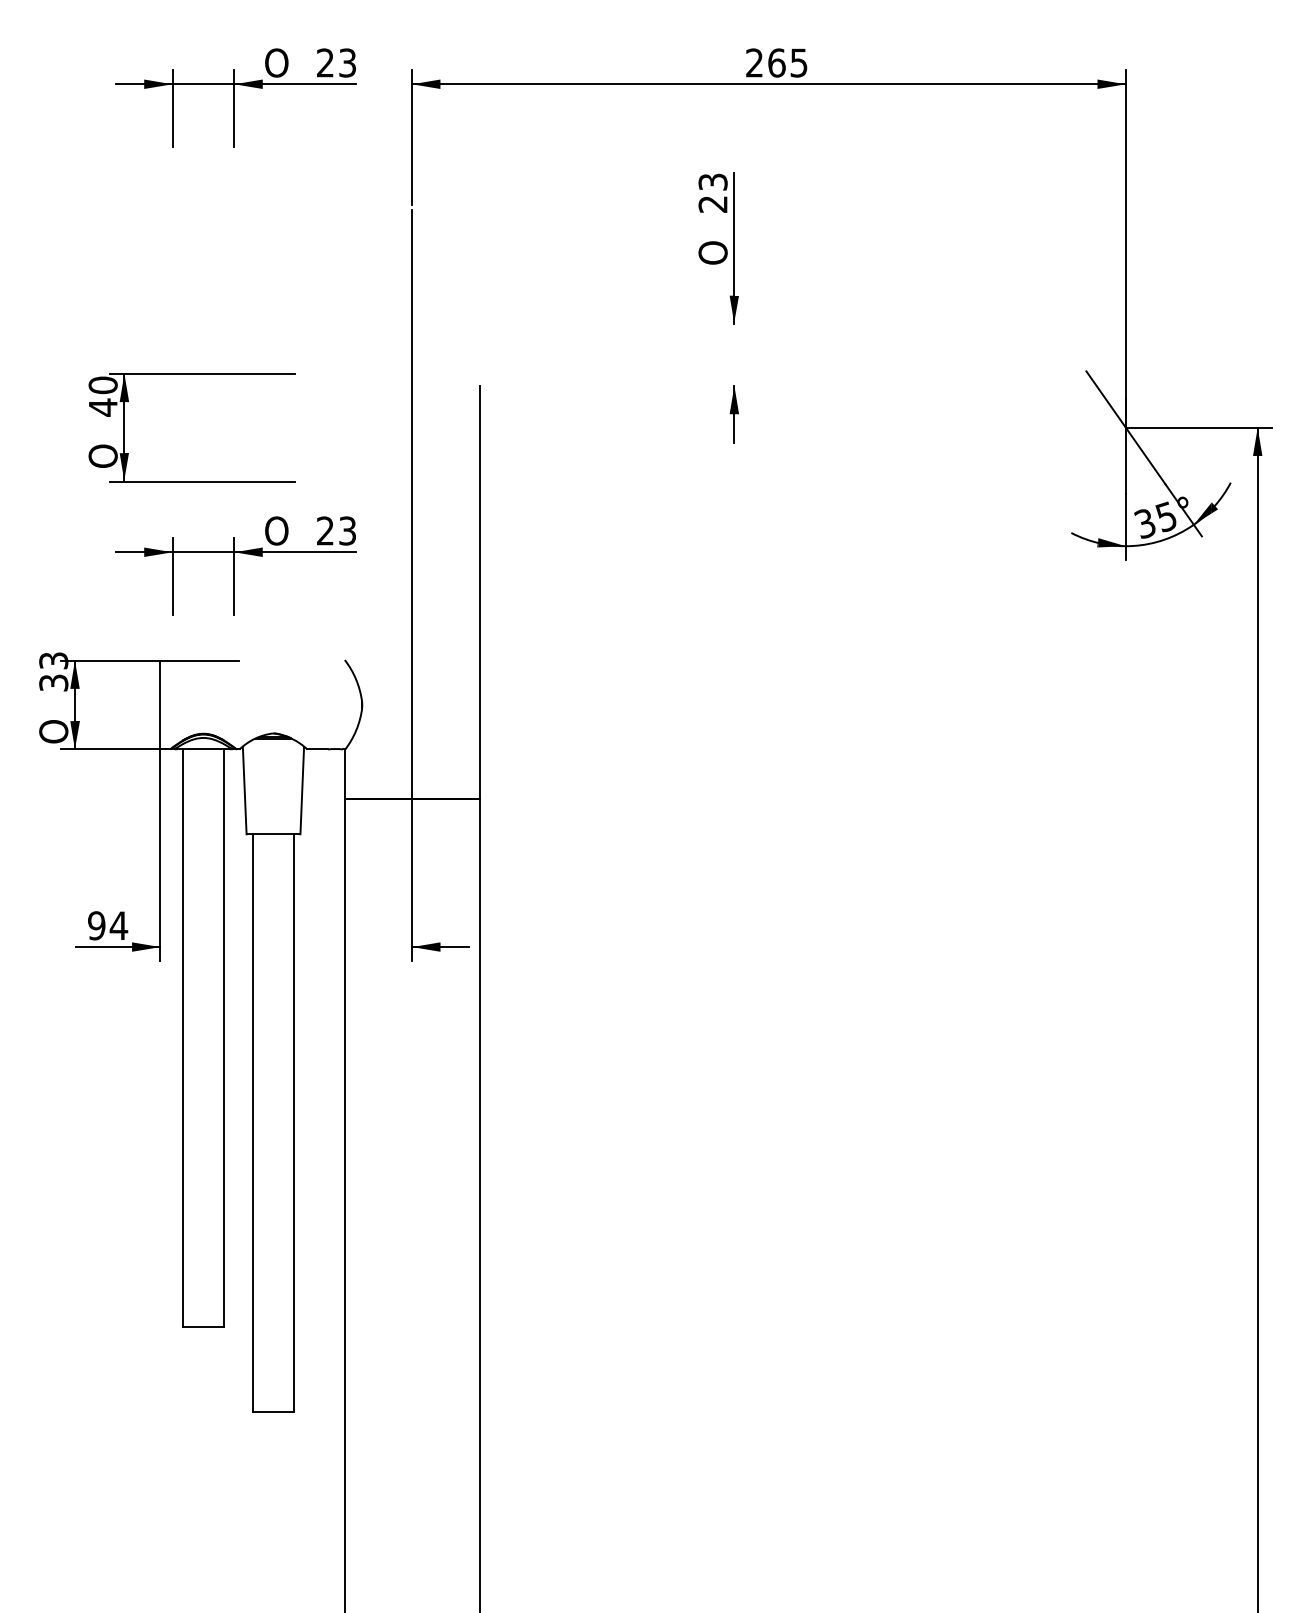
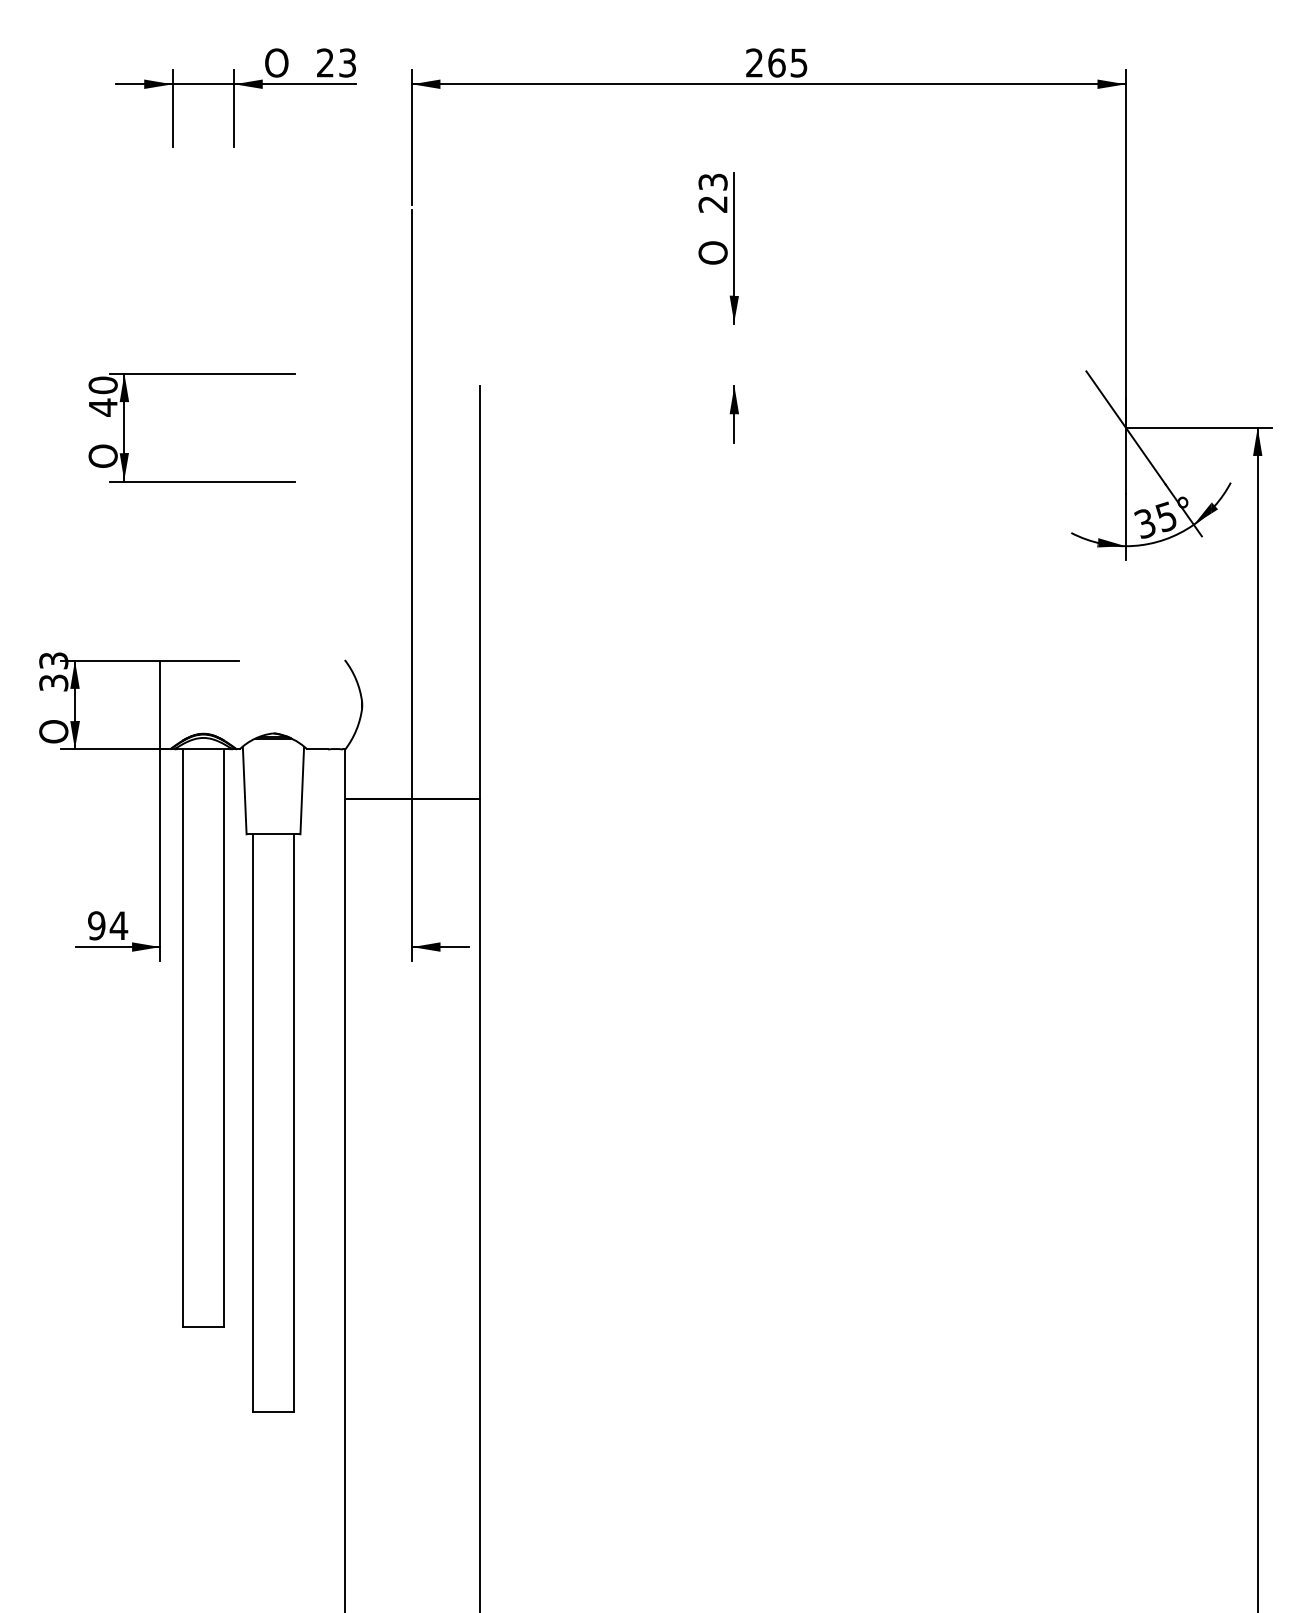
part: present -> none (235, 565)
